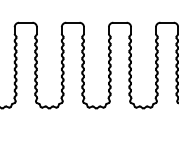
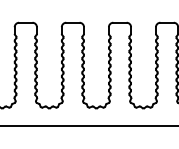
line: none -> present (88, 126)
